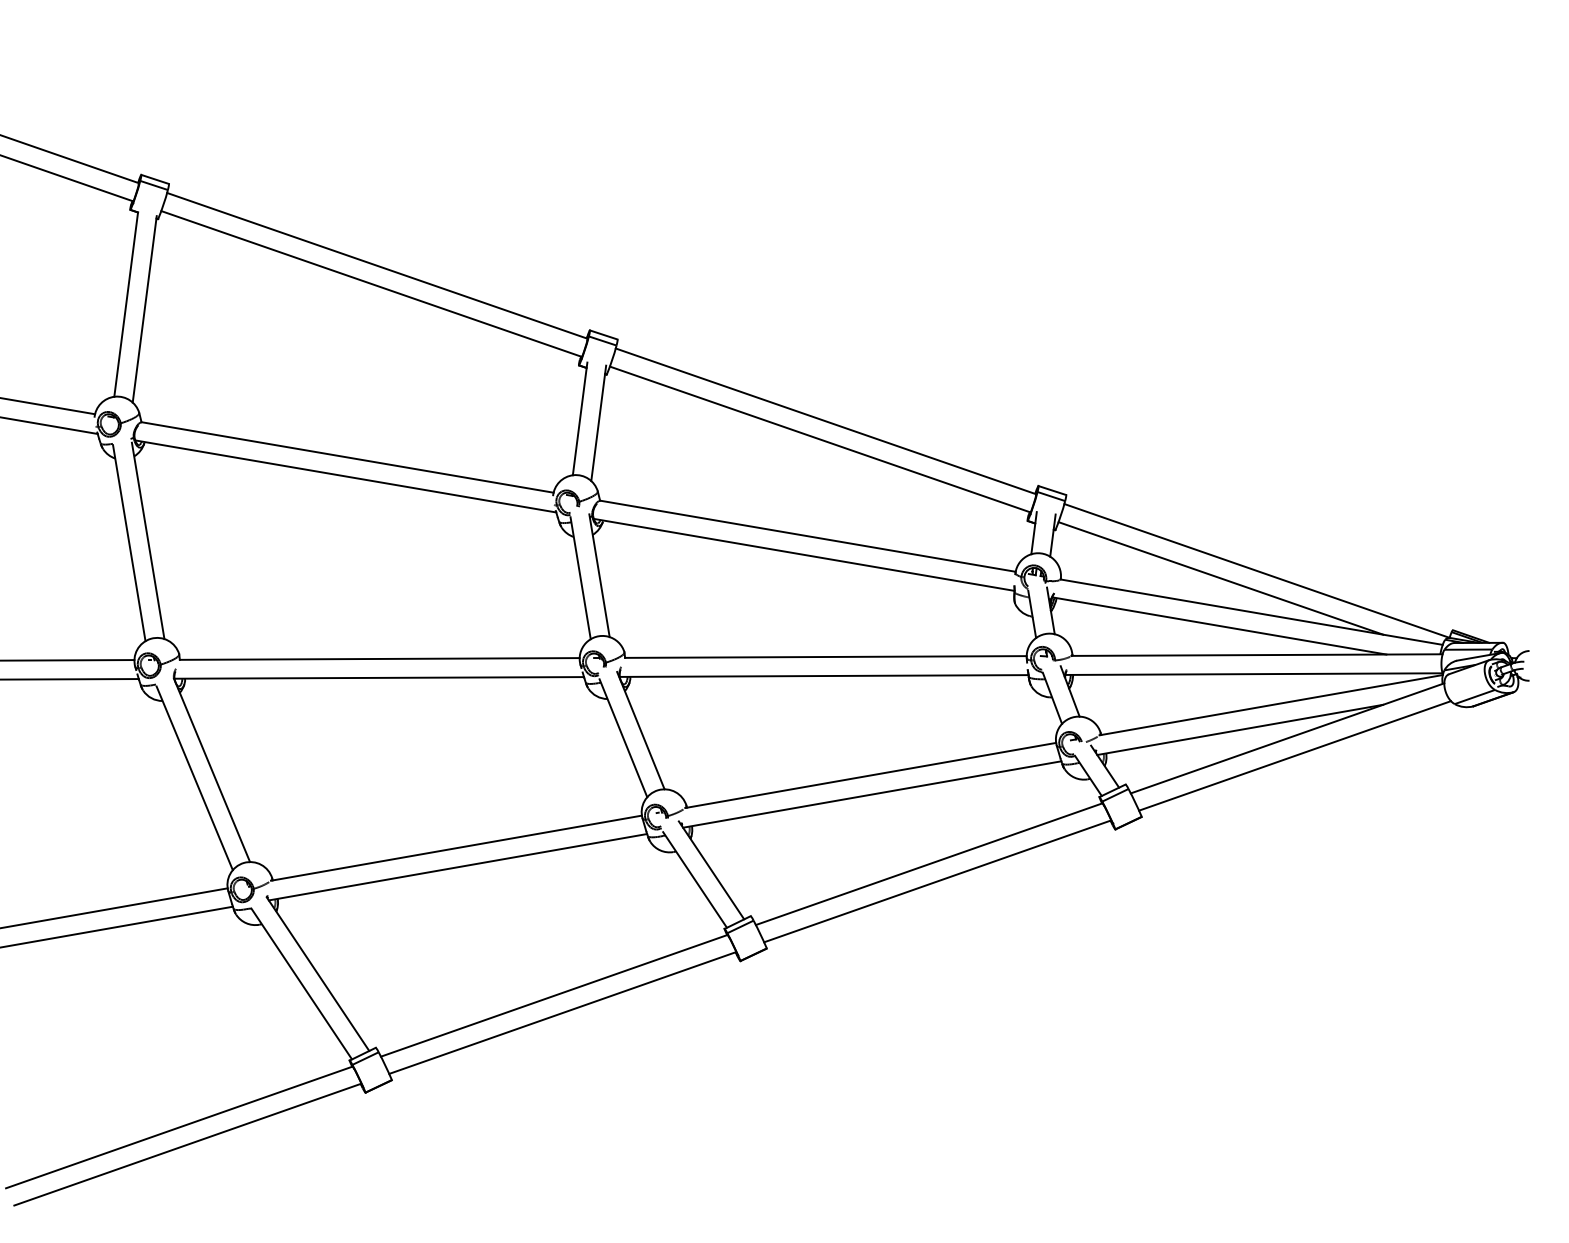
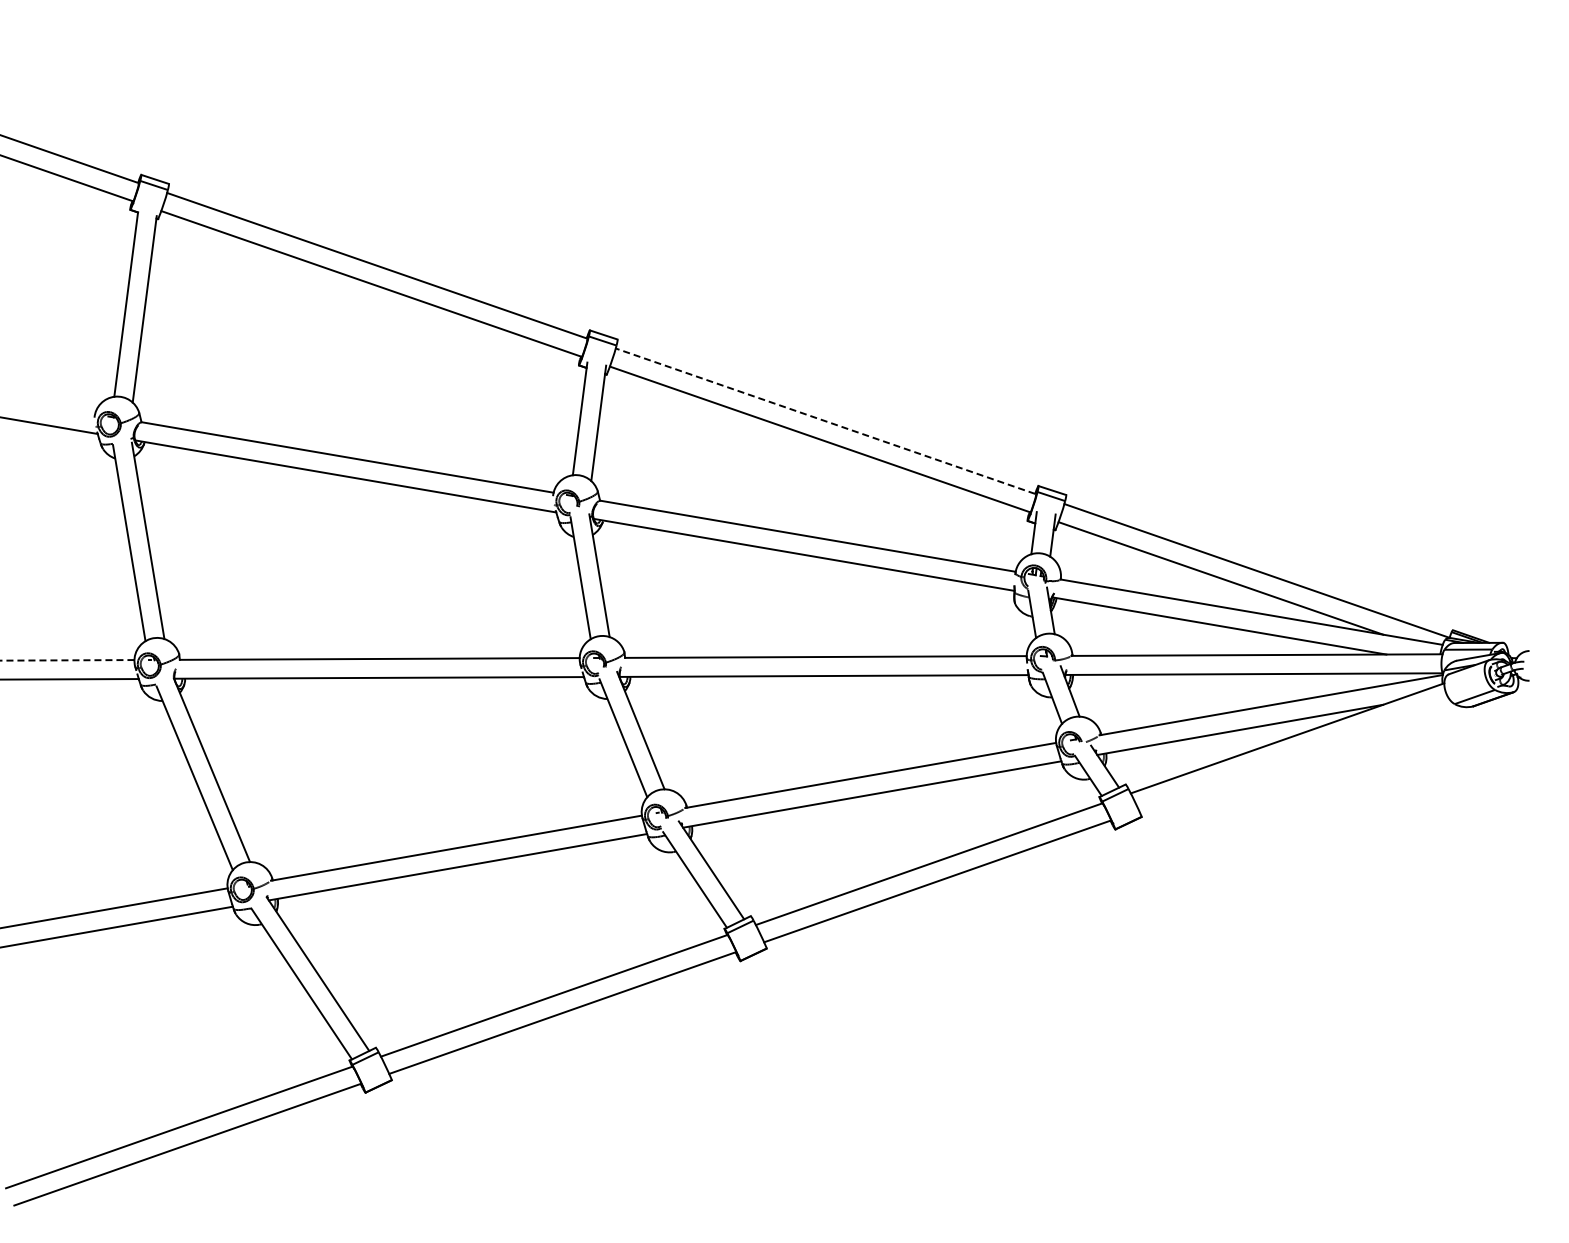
line: present -> none (48, 406)
line: solid -> dashed (825, 421)
line: solid -> dashed (67, 660)
line: present -> none (1294, 755)
